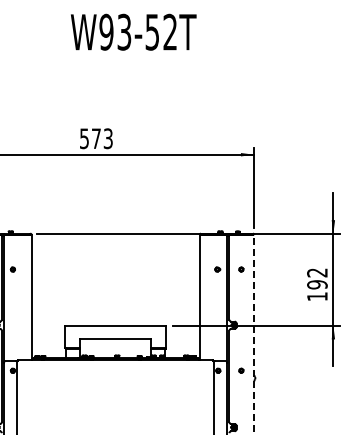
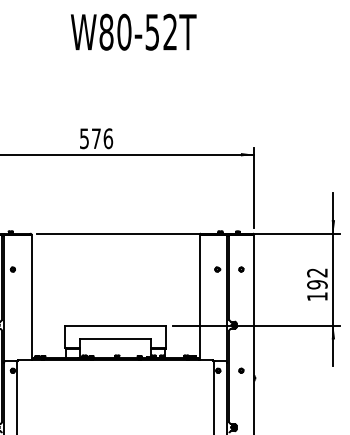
text: W93-52T -> W80-52T (115, 31)
text: 573 -> 576 (108, 138)
line: dashed -> solid (254, 334)
